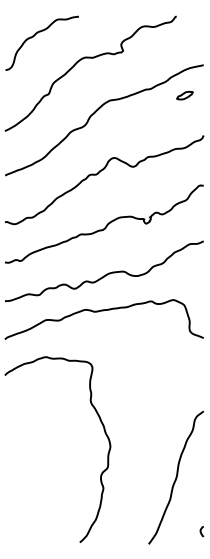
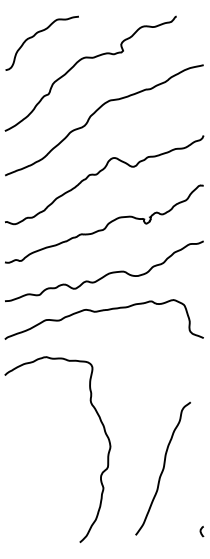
part: present -> none (184, 95)
curve position: (175, 477) -> (162, 468) (162, 468)
